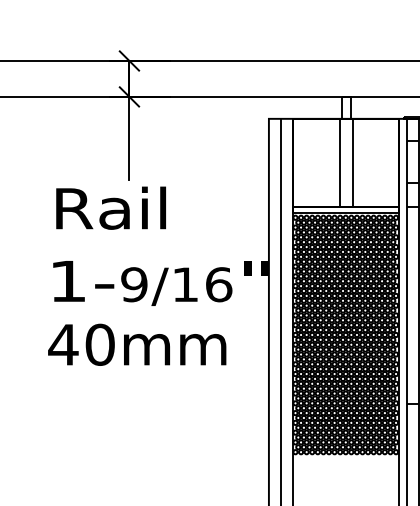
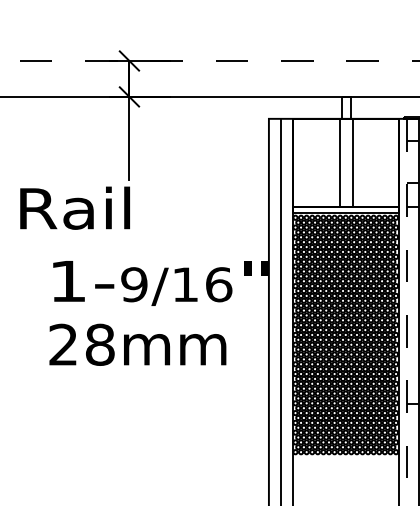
line: solid -> dashed (209, 61)
text position: (110, 207) -> (74, 207) (74, 207)
line: solid -> dashed (407, 312)
text: 40mm -> 28mm (81, 344)
